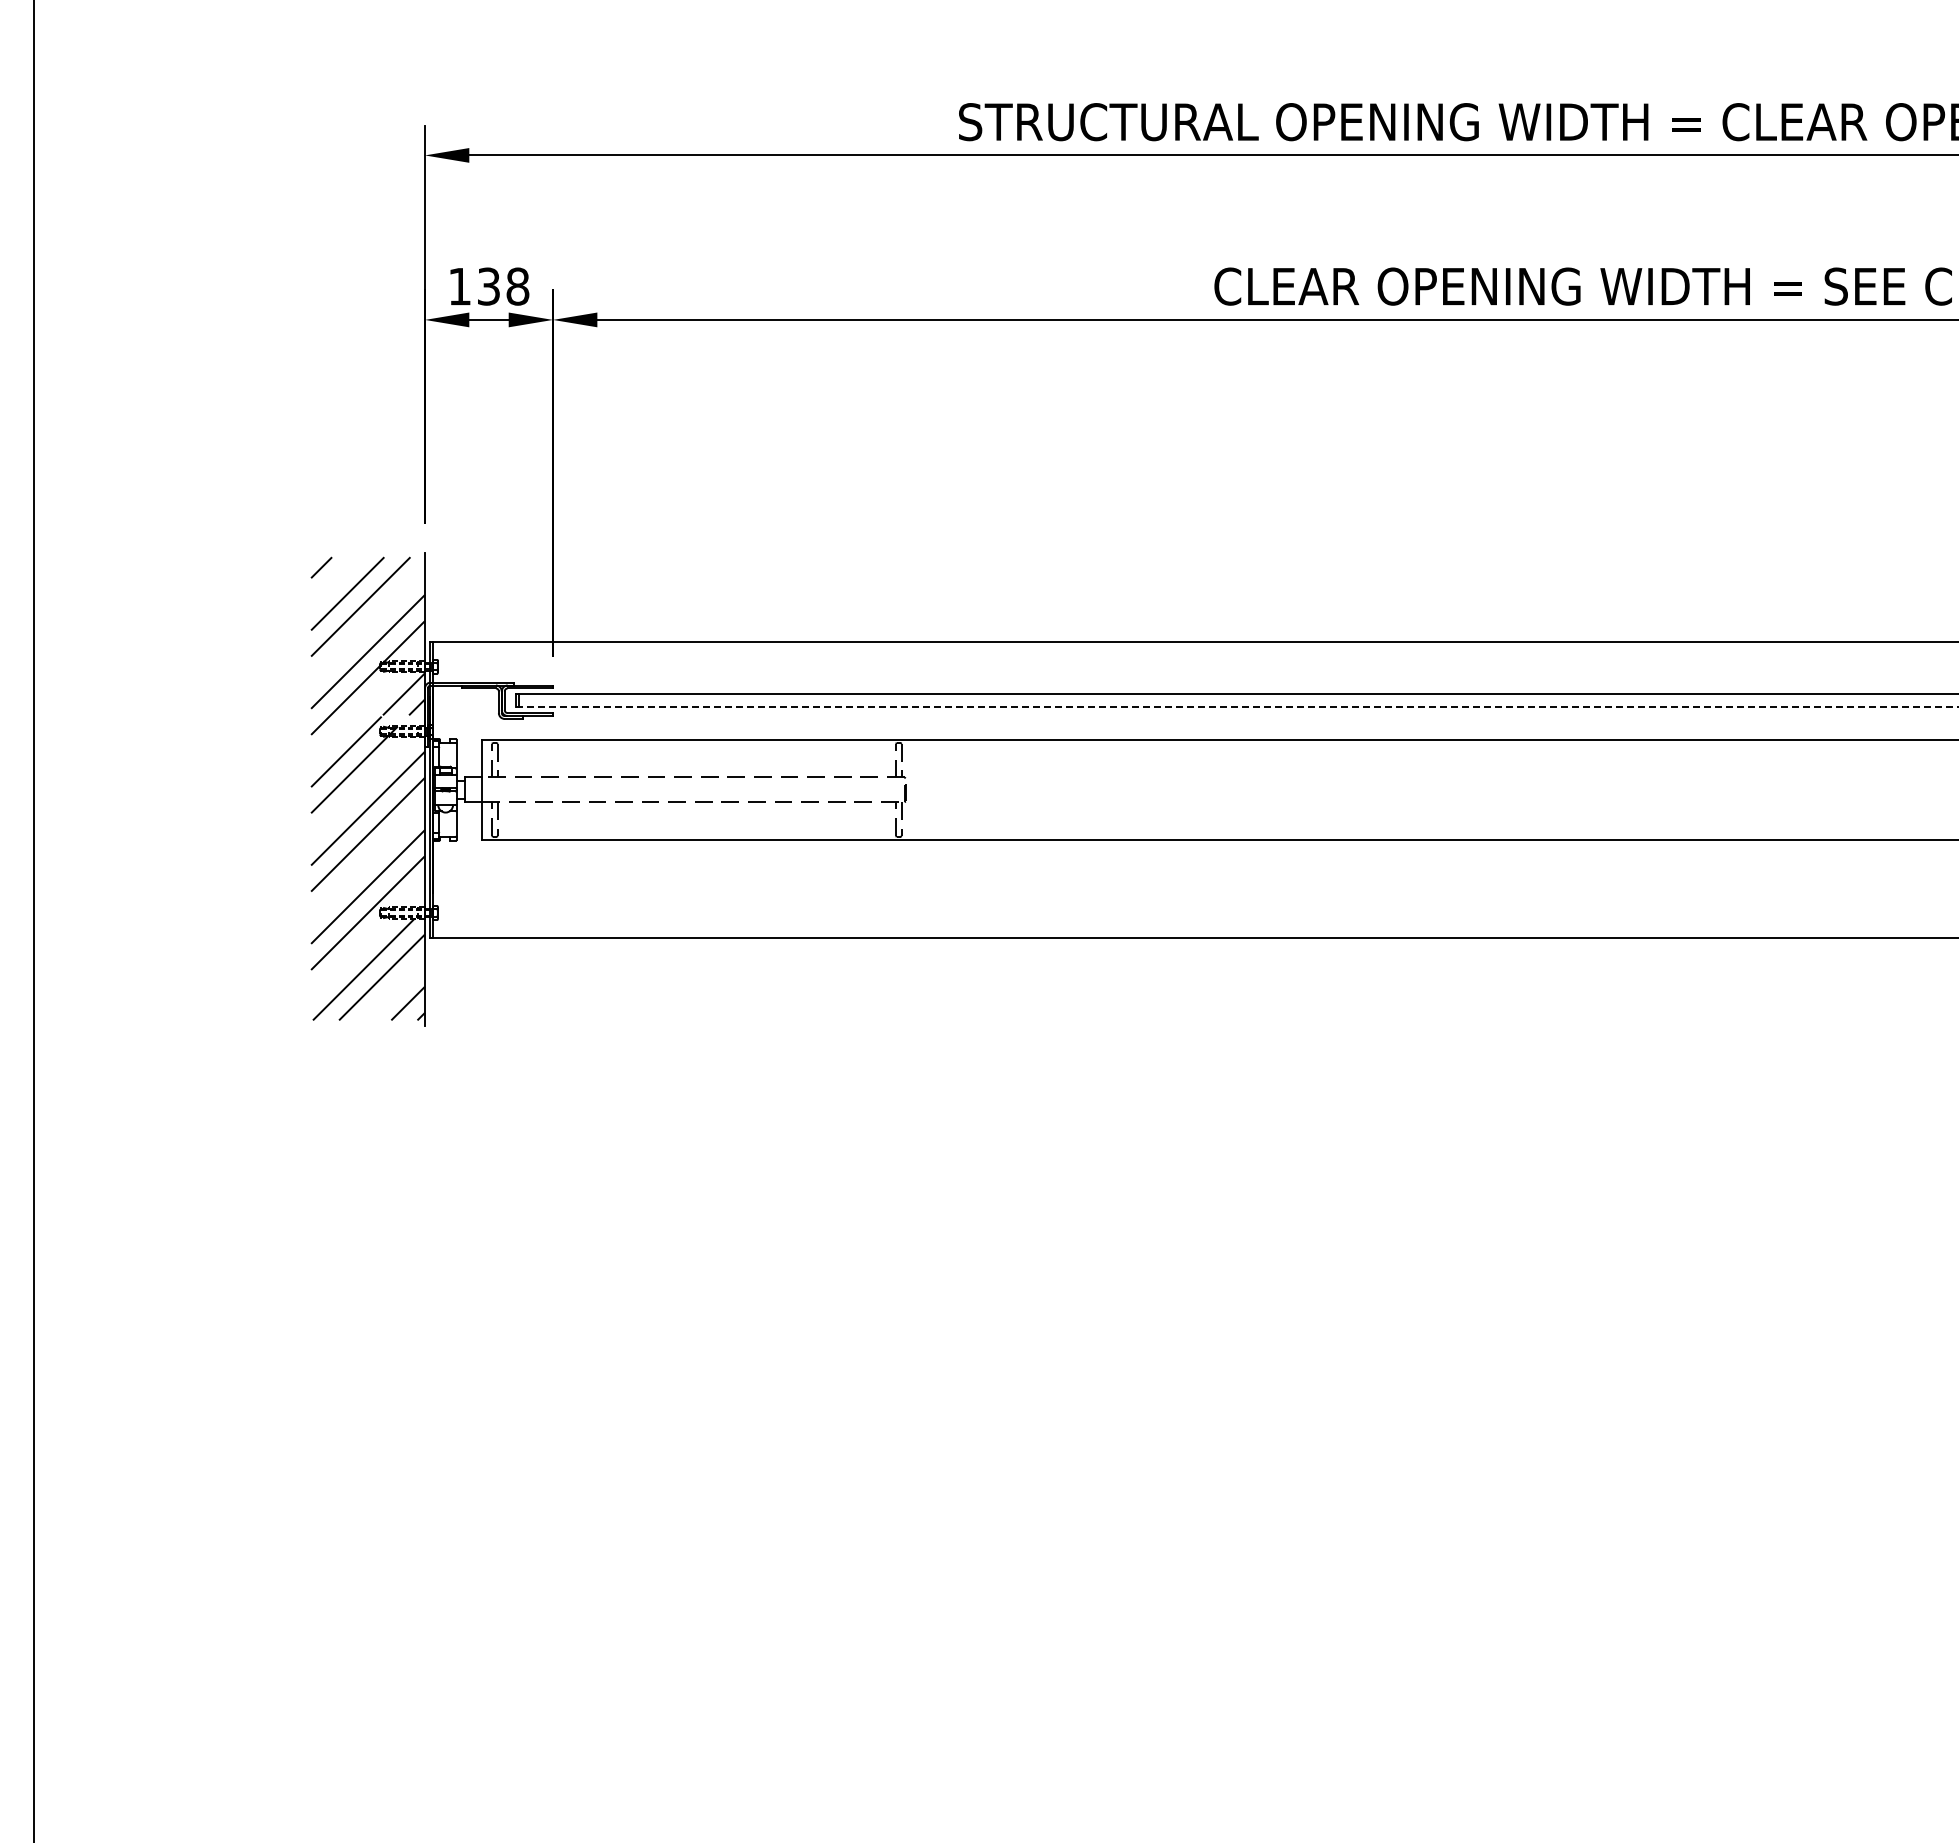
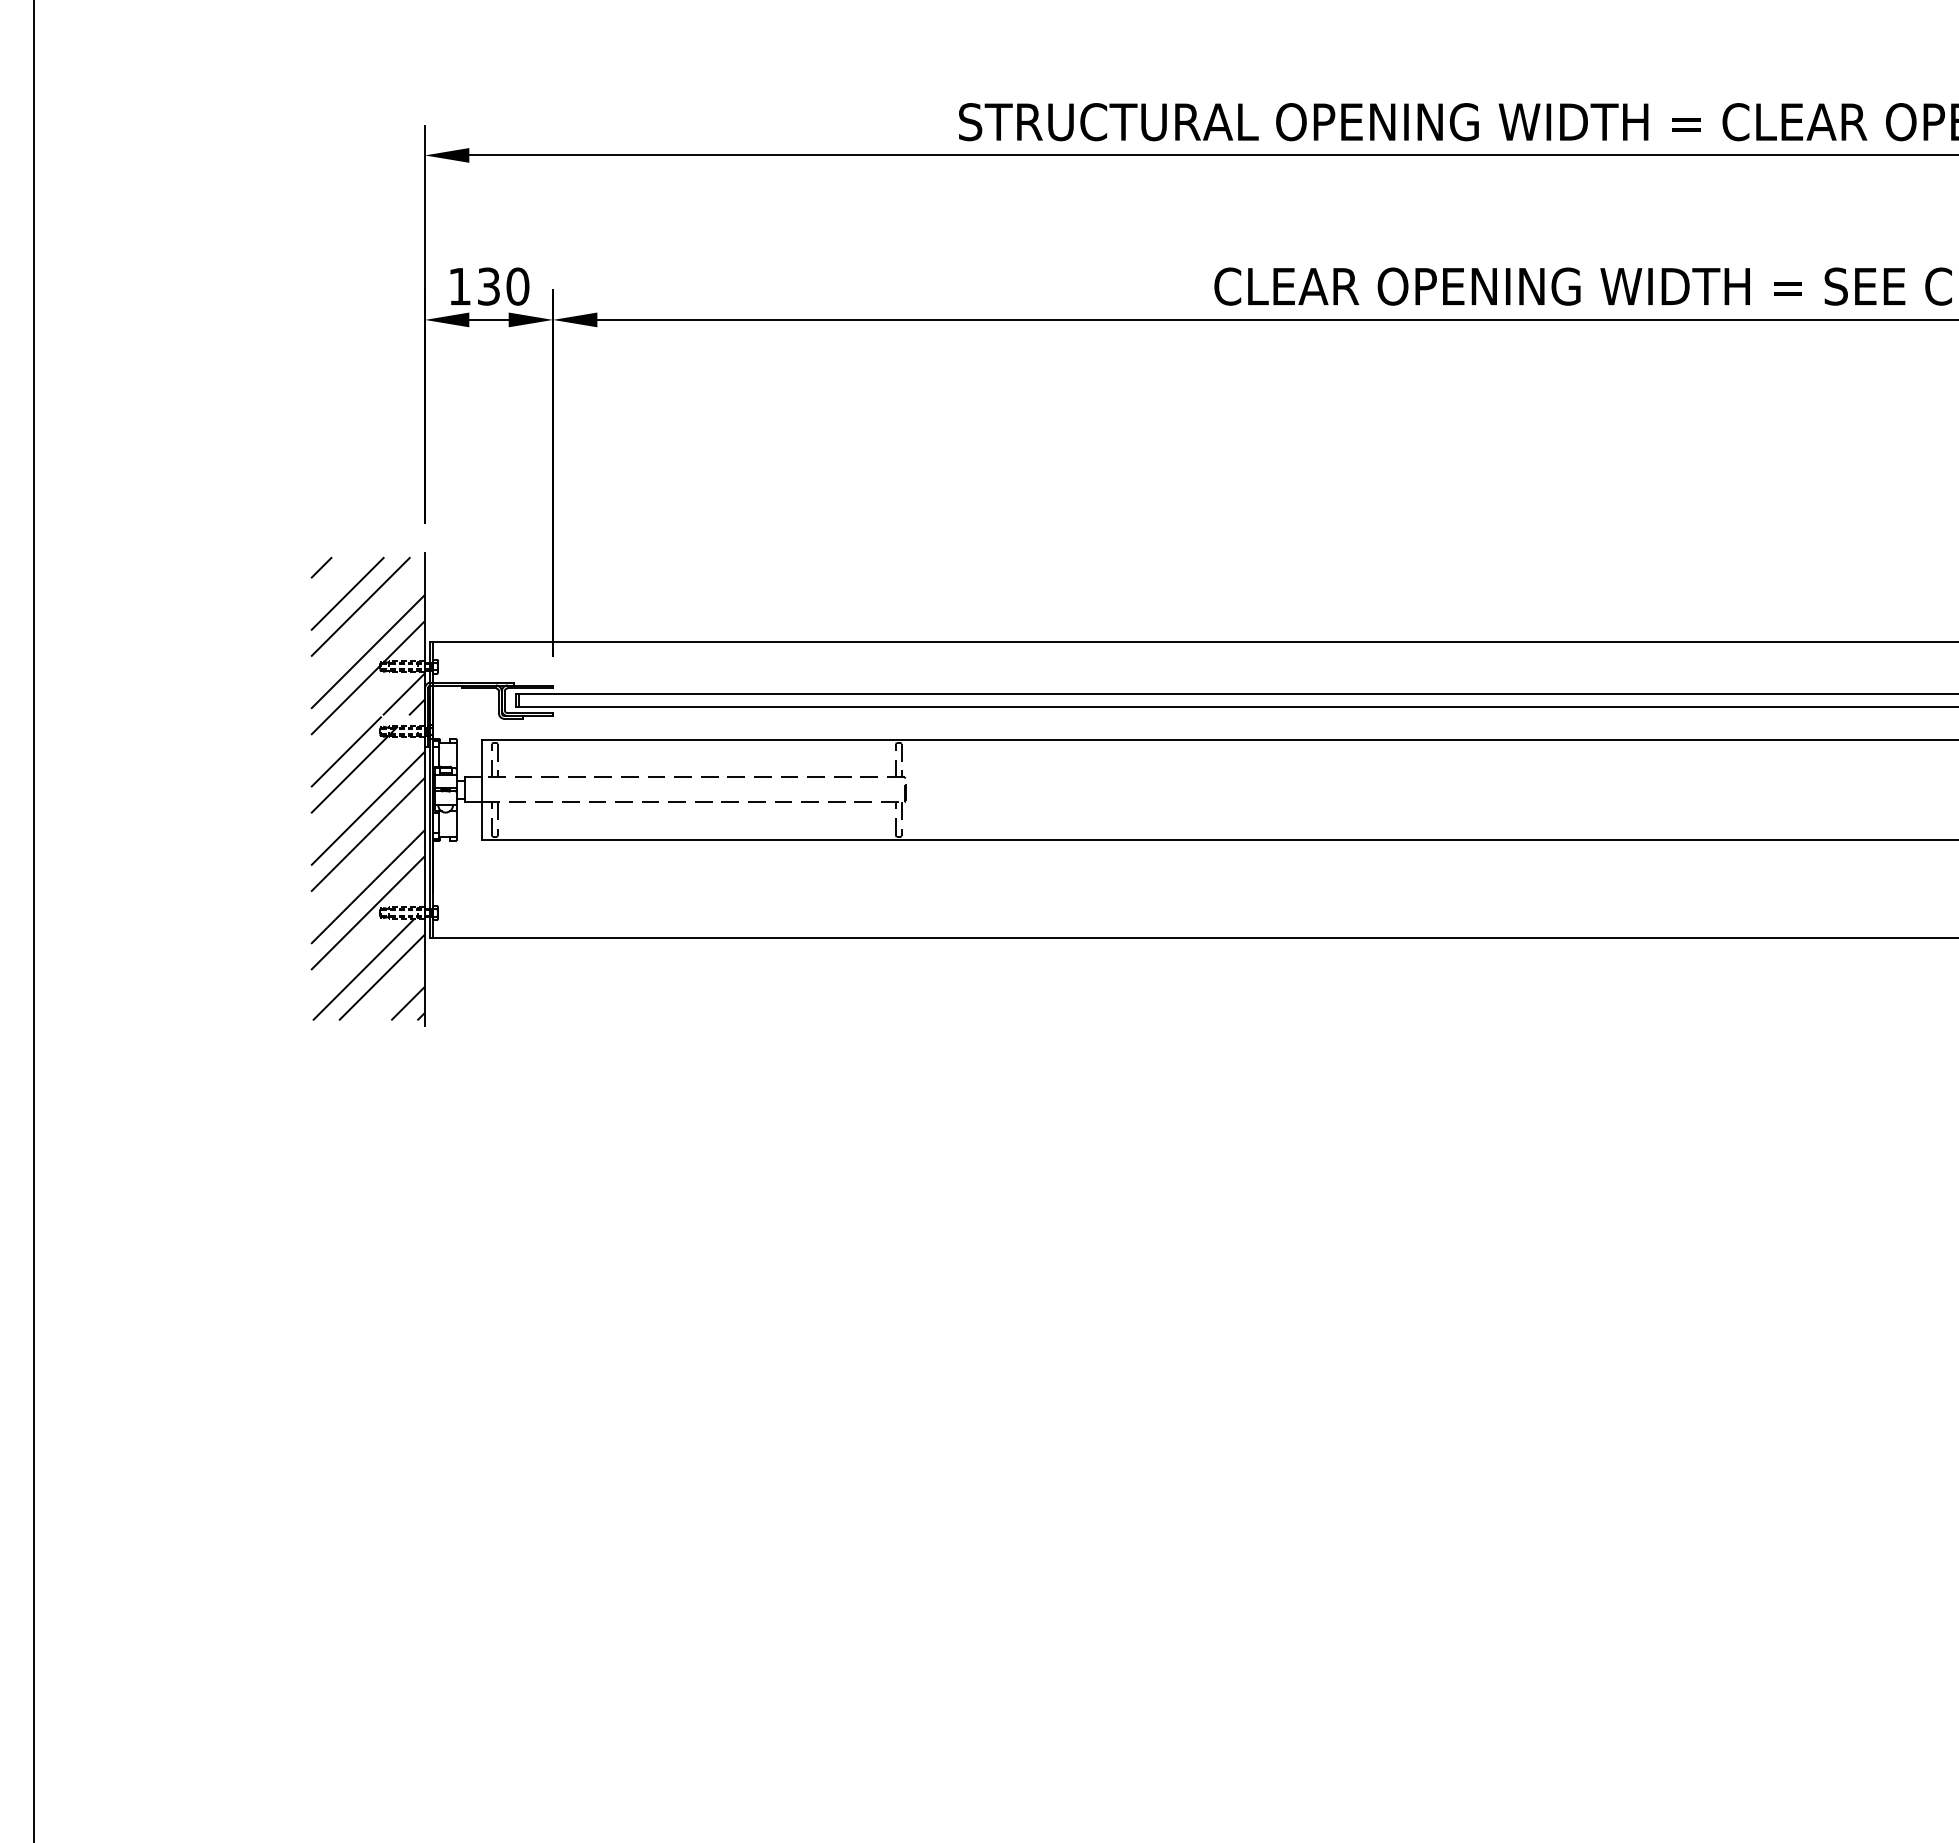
text: 138 -> 130 (517, 286)
line: dashed -> solid (1237, 707)
